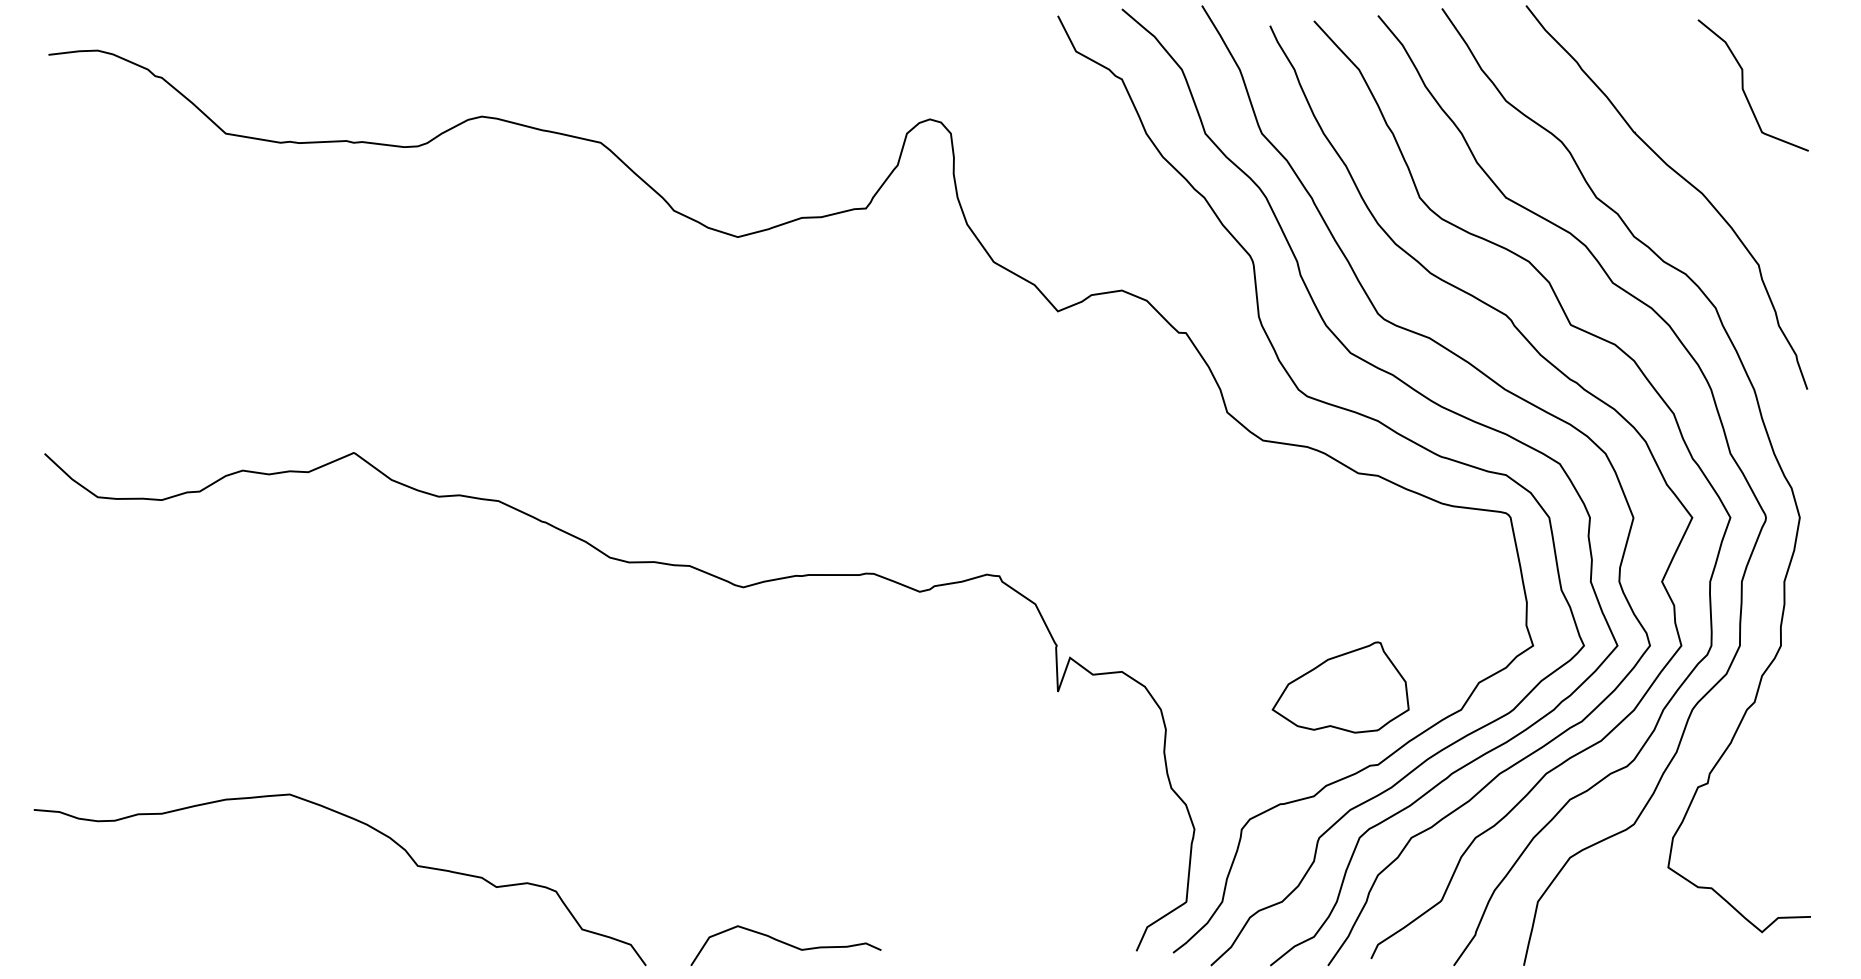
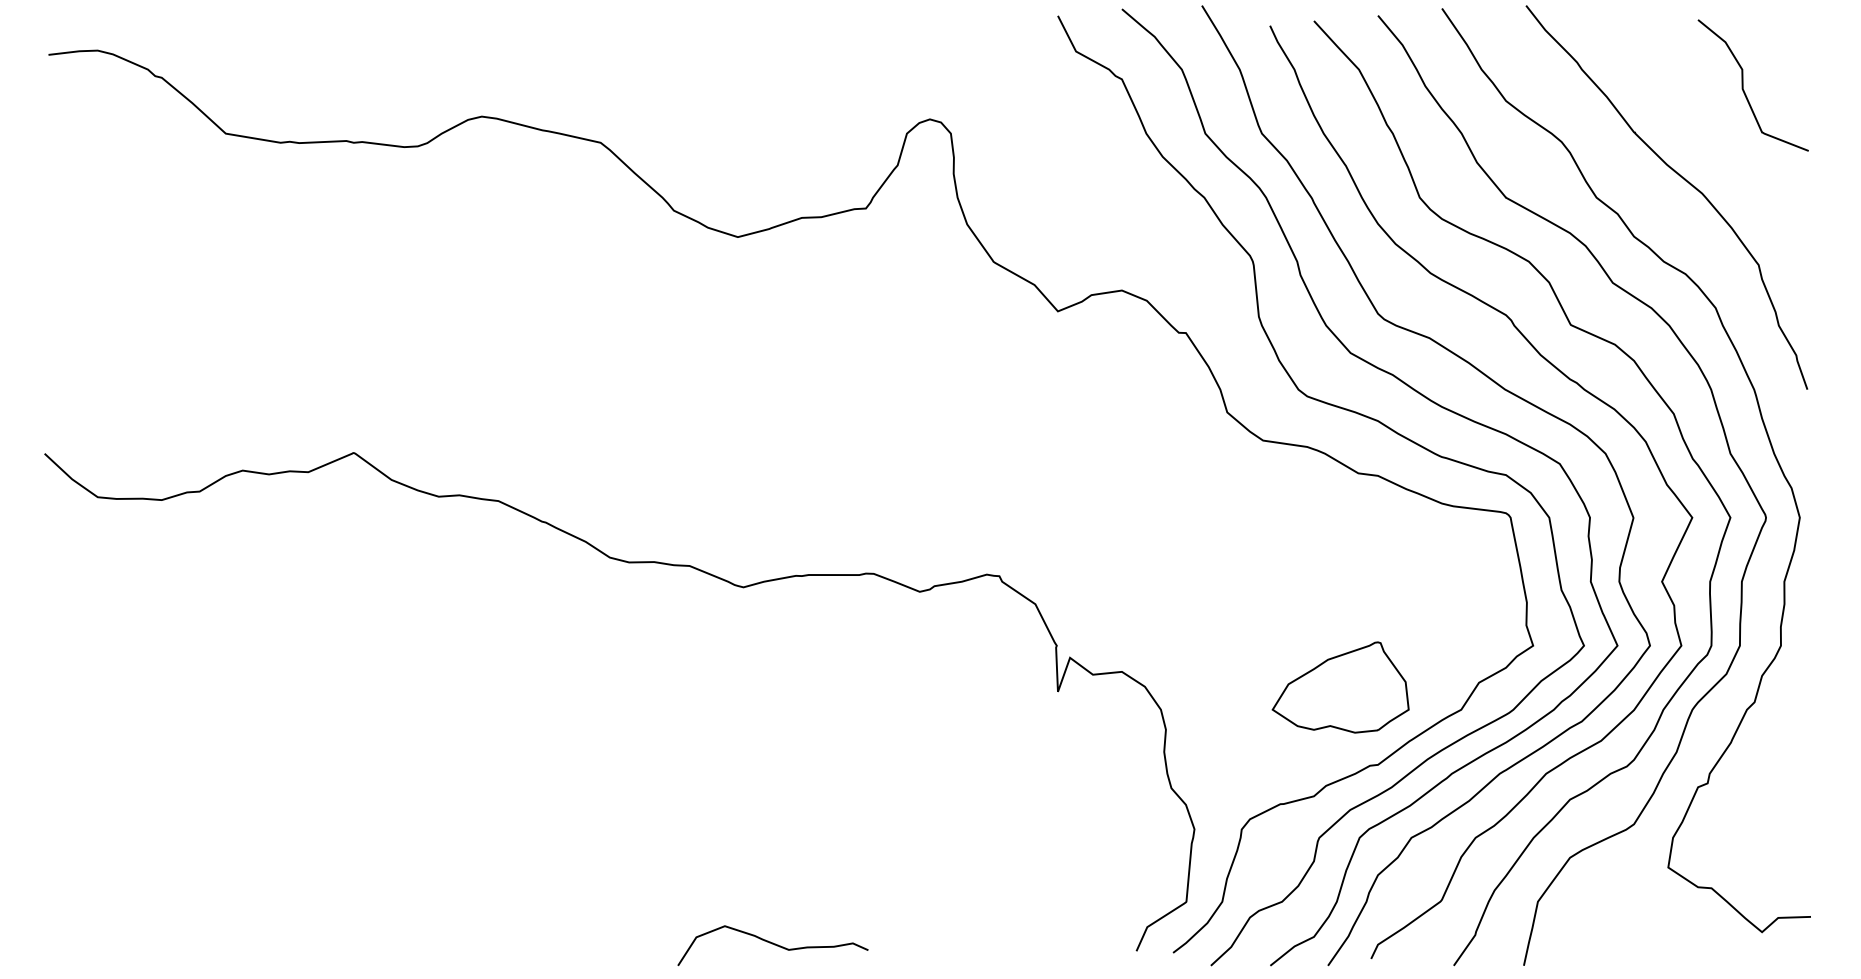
curve: present -> none (363, 824)
curve position: (785, 944) -> (772, 944) (772, 944)
